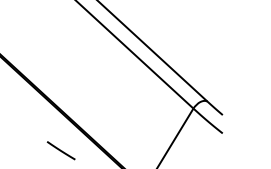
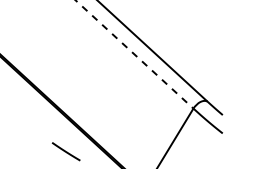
line: solid -> dashed (134, 54)
line position: (60, 150) -> (65, 151) (65, 151)
